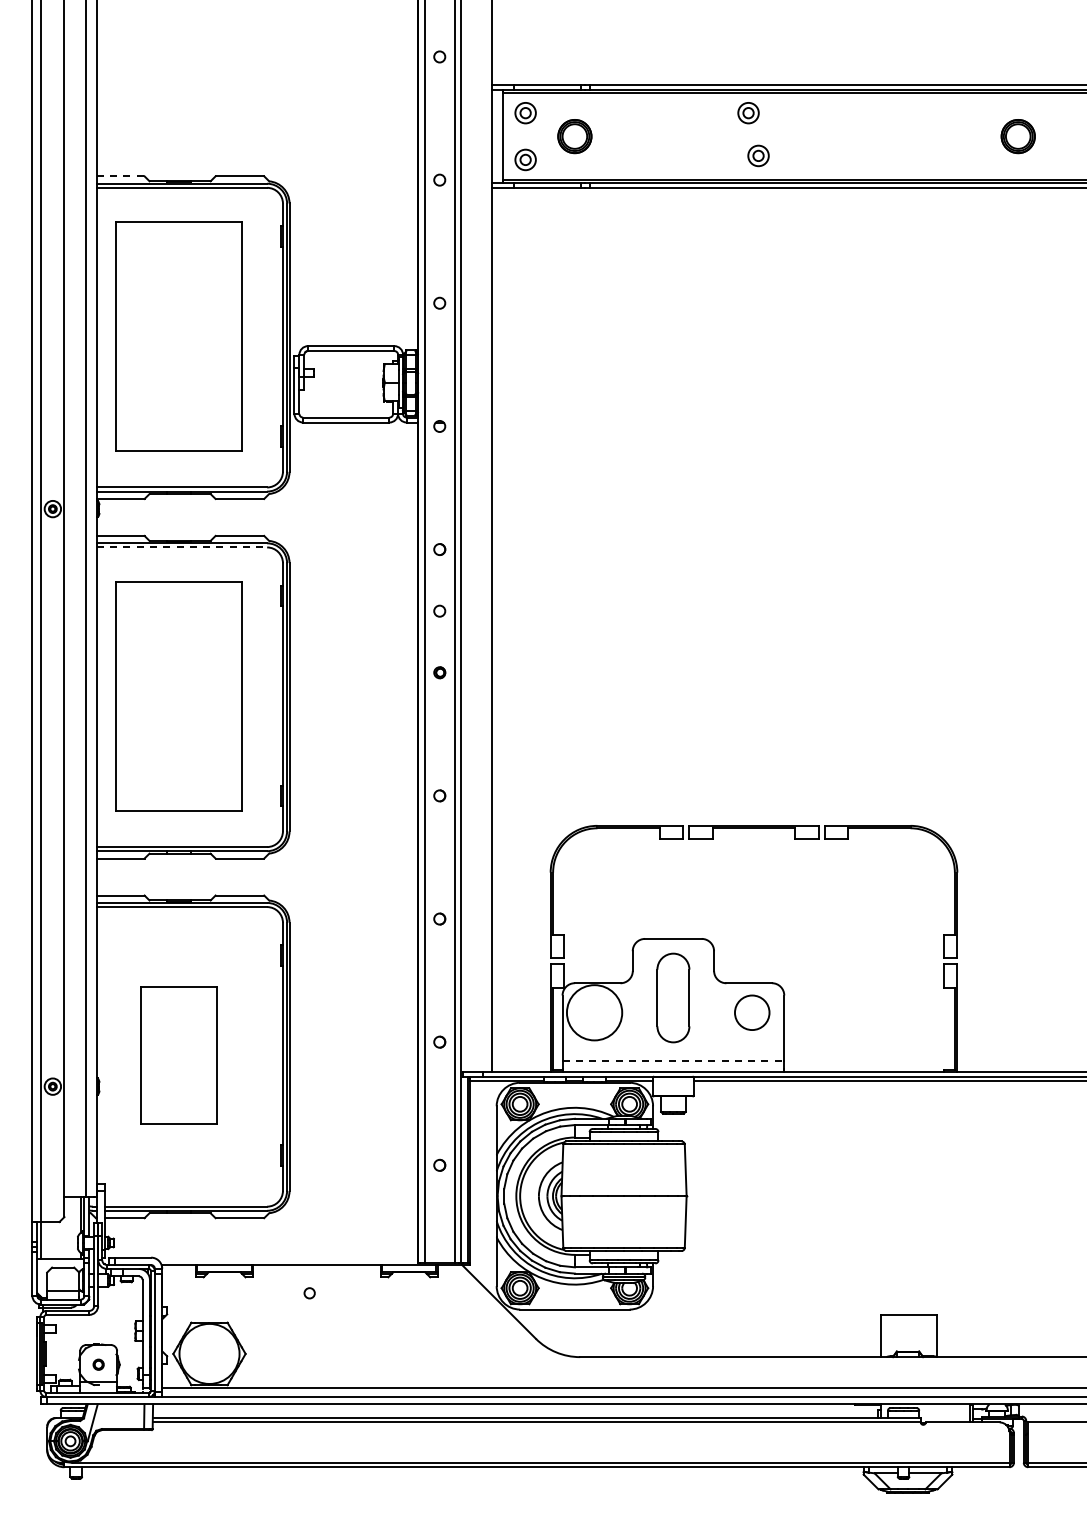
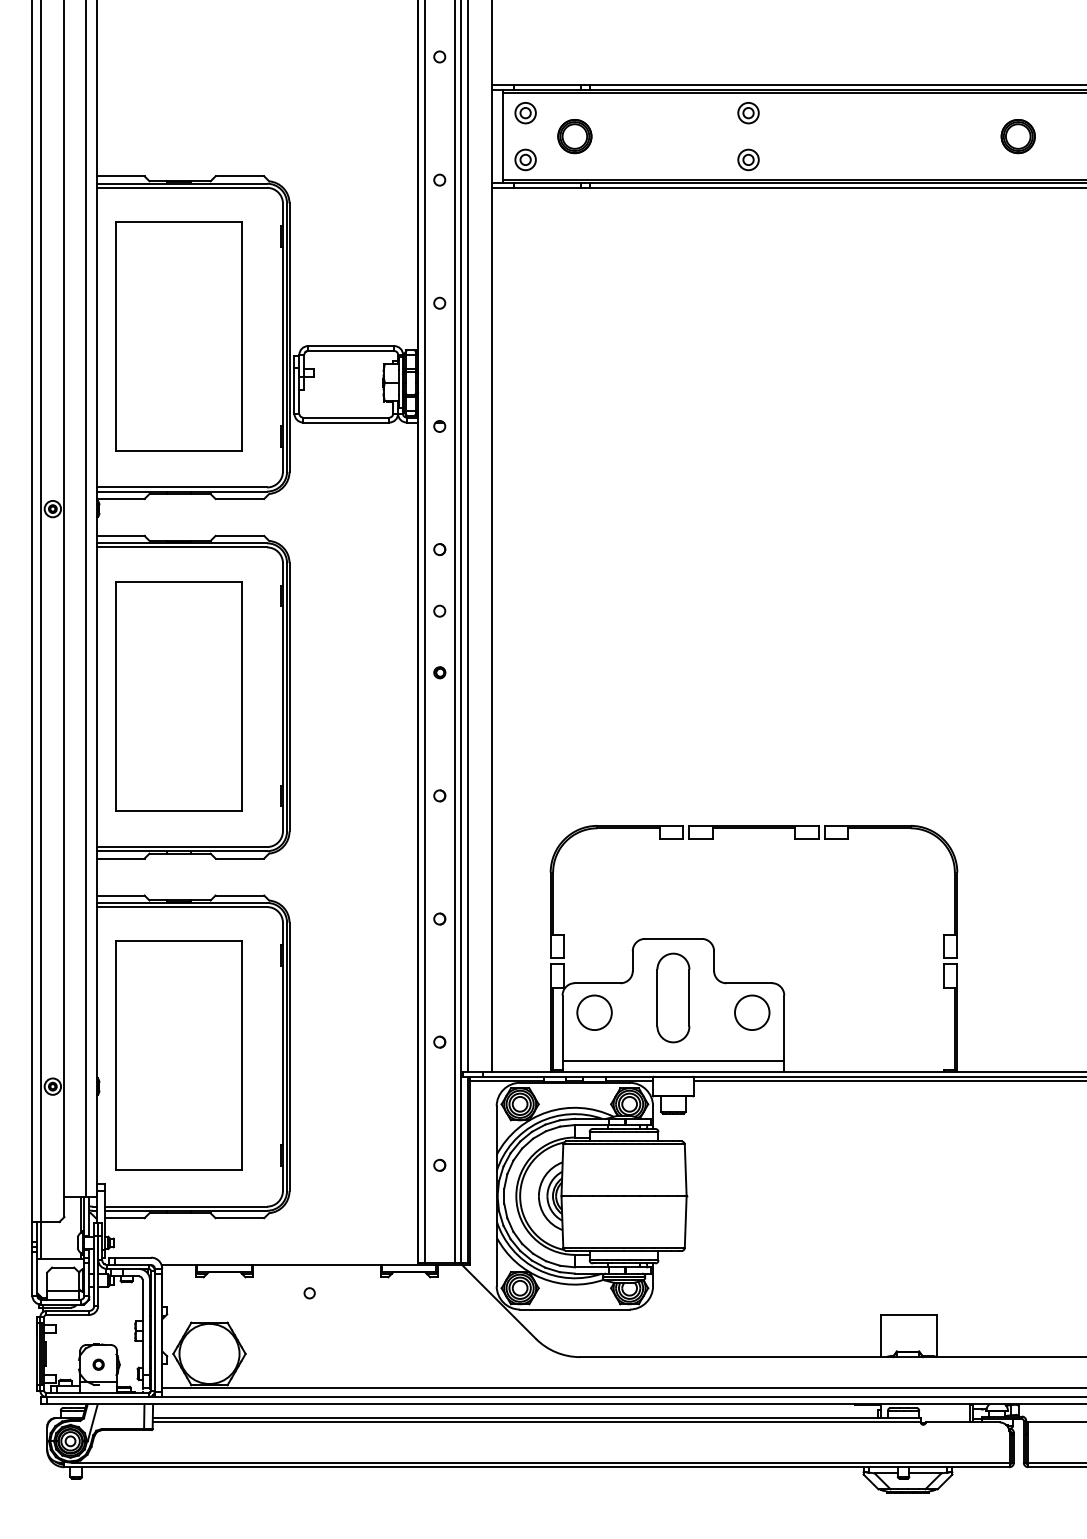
part position: (758, 155) -> (748, 159) (748, 159)
line: dashed -> solid (120, 176)
line: none -> present (467, 536)
line: dashed -> solid (182, 547)
circle diameter: 55 px -> 35 px (594, 1012)
part size: 78x139 px -> 128x231 px (178, 1055)
line: dashed -> solid (673, 1060)
